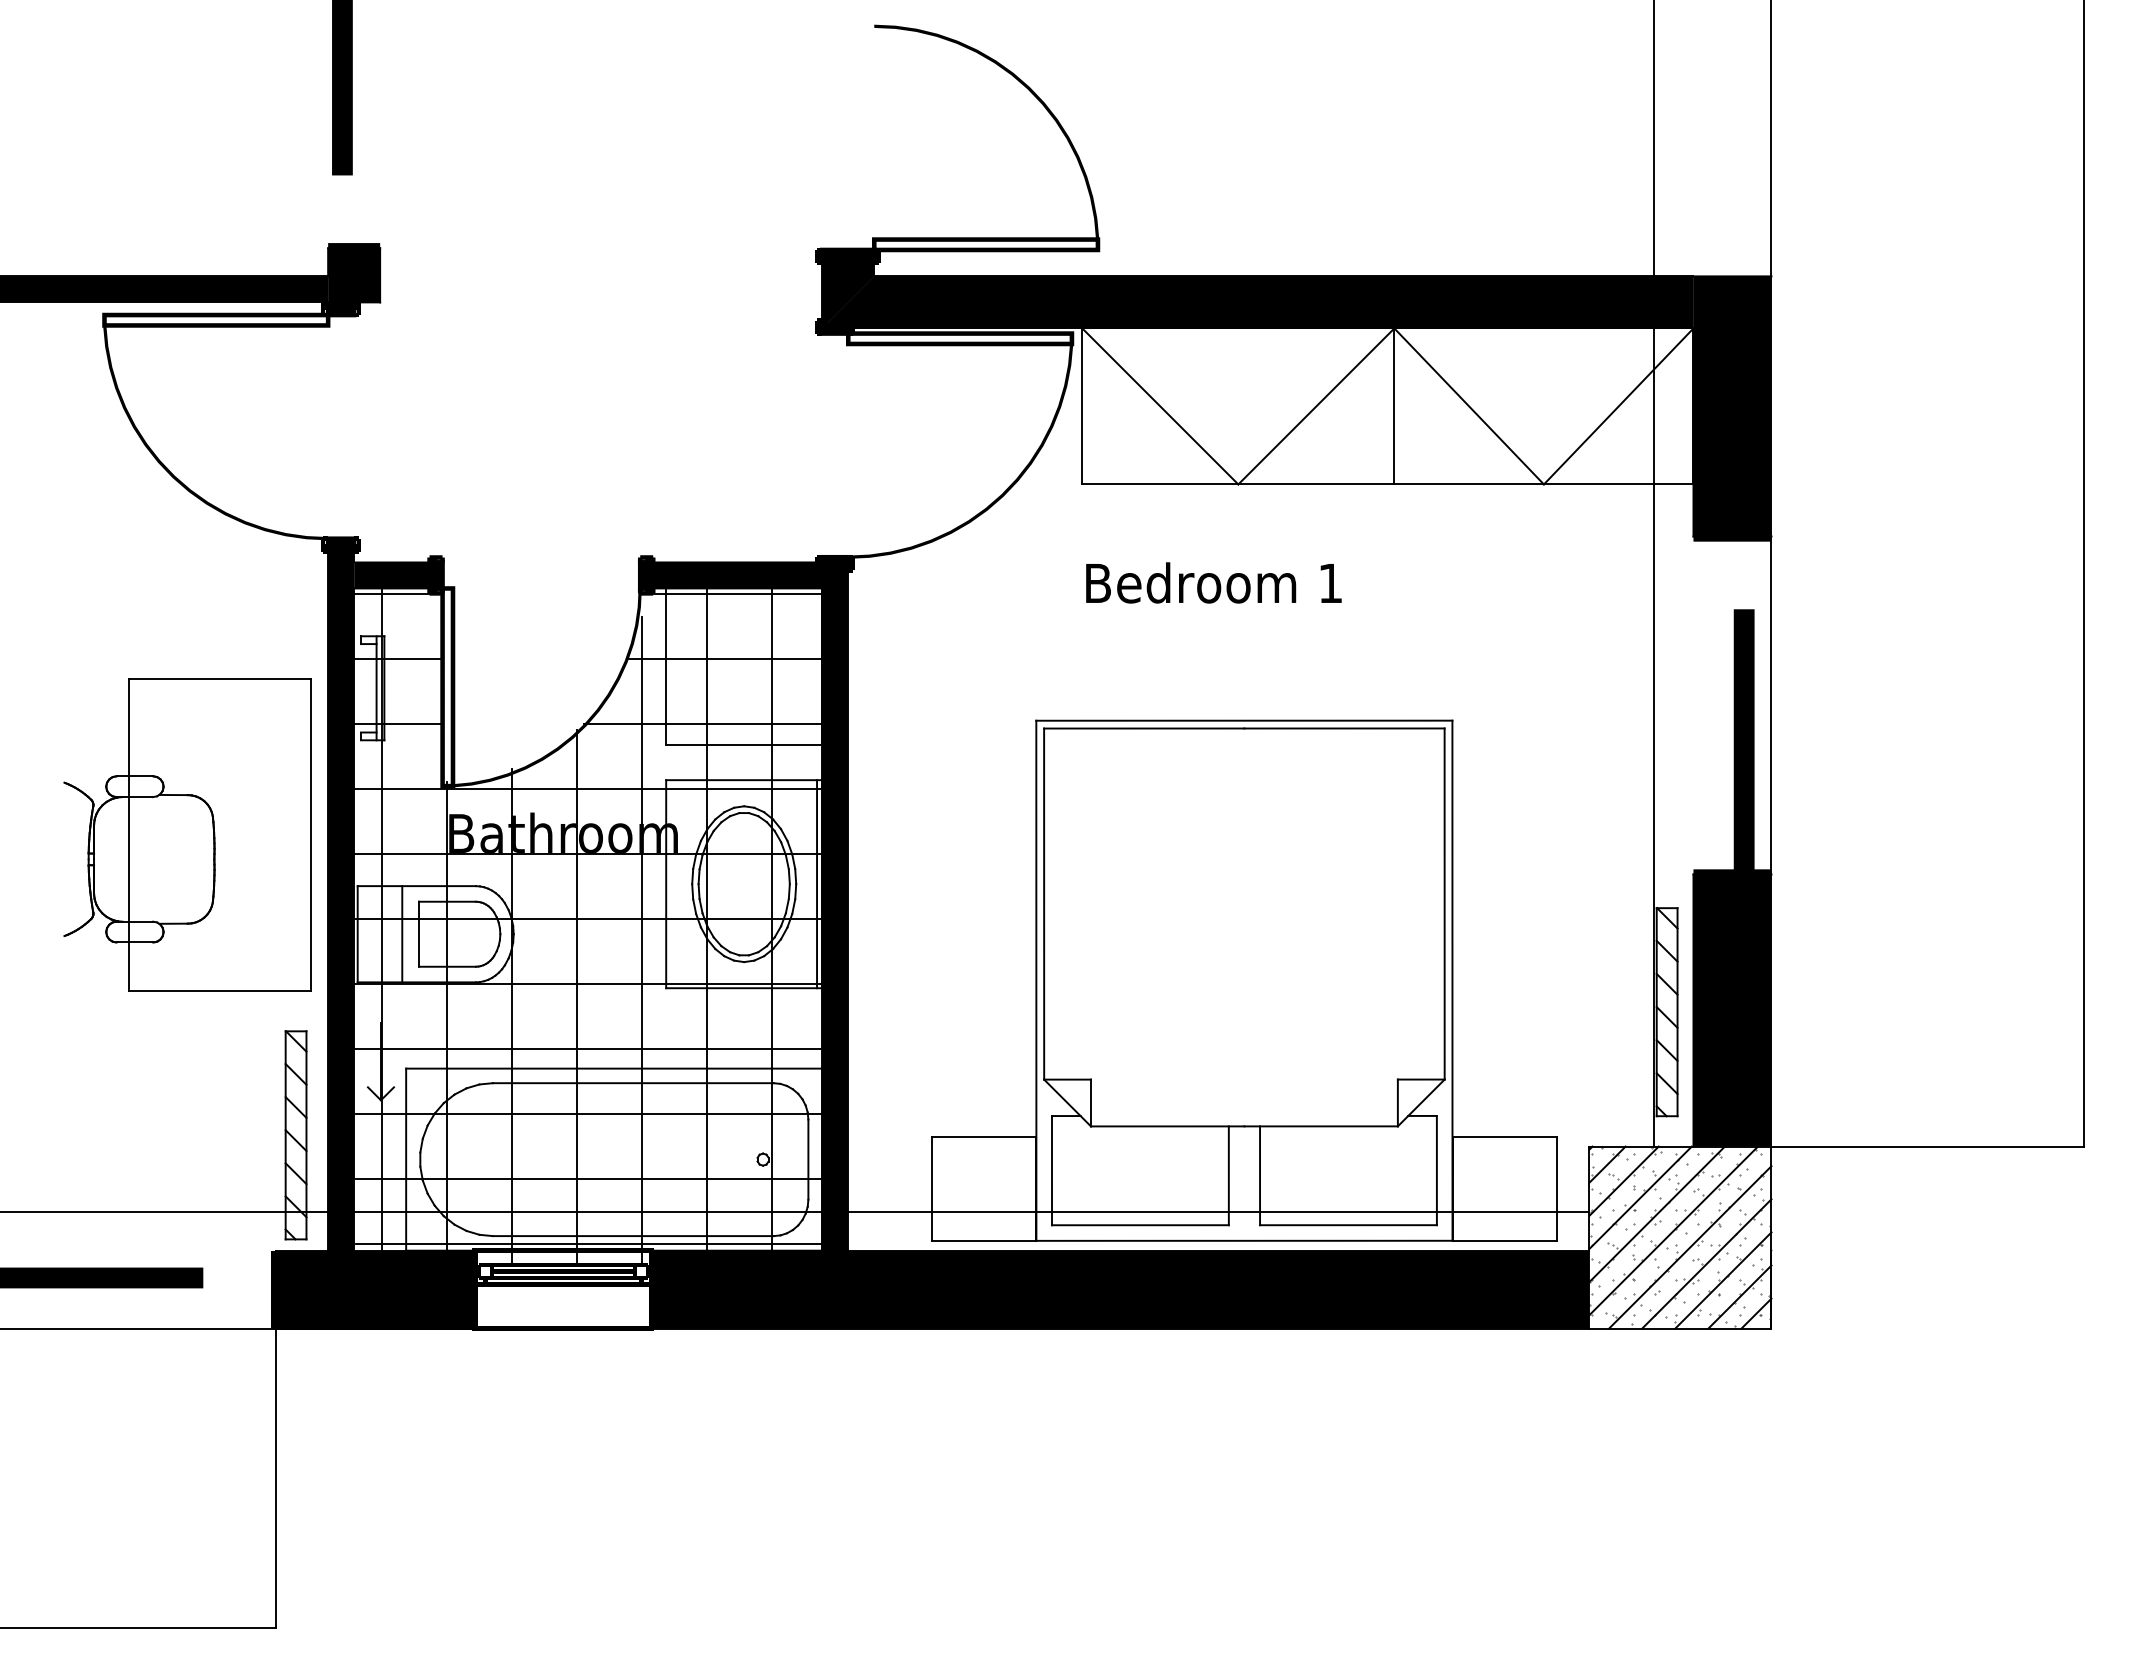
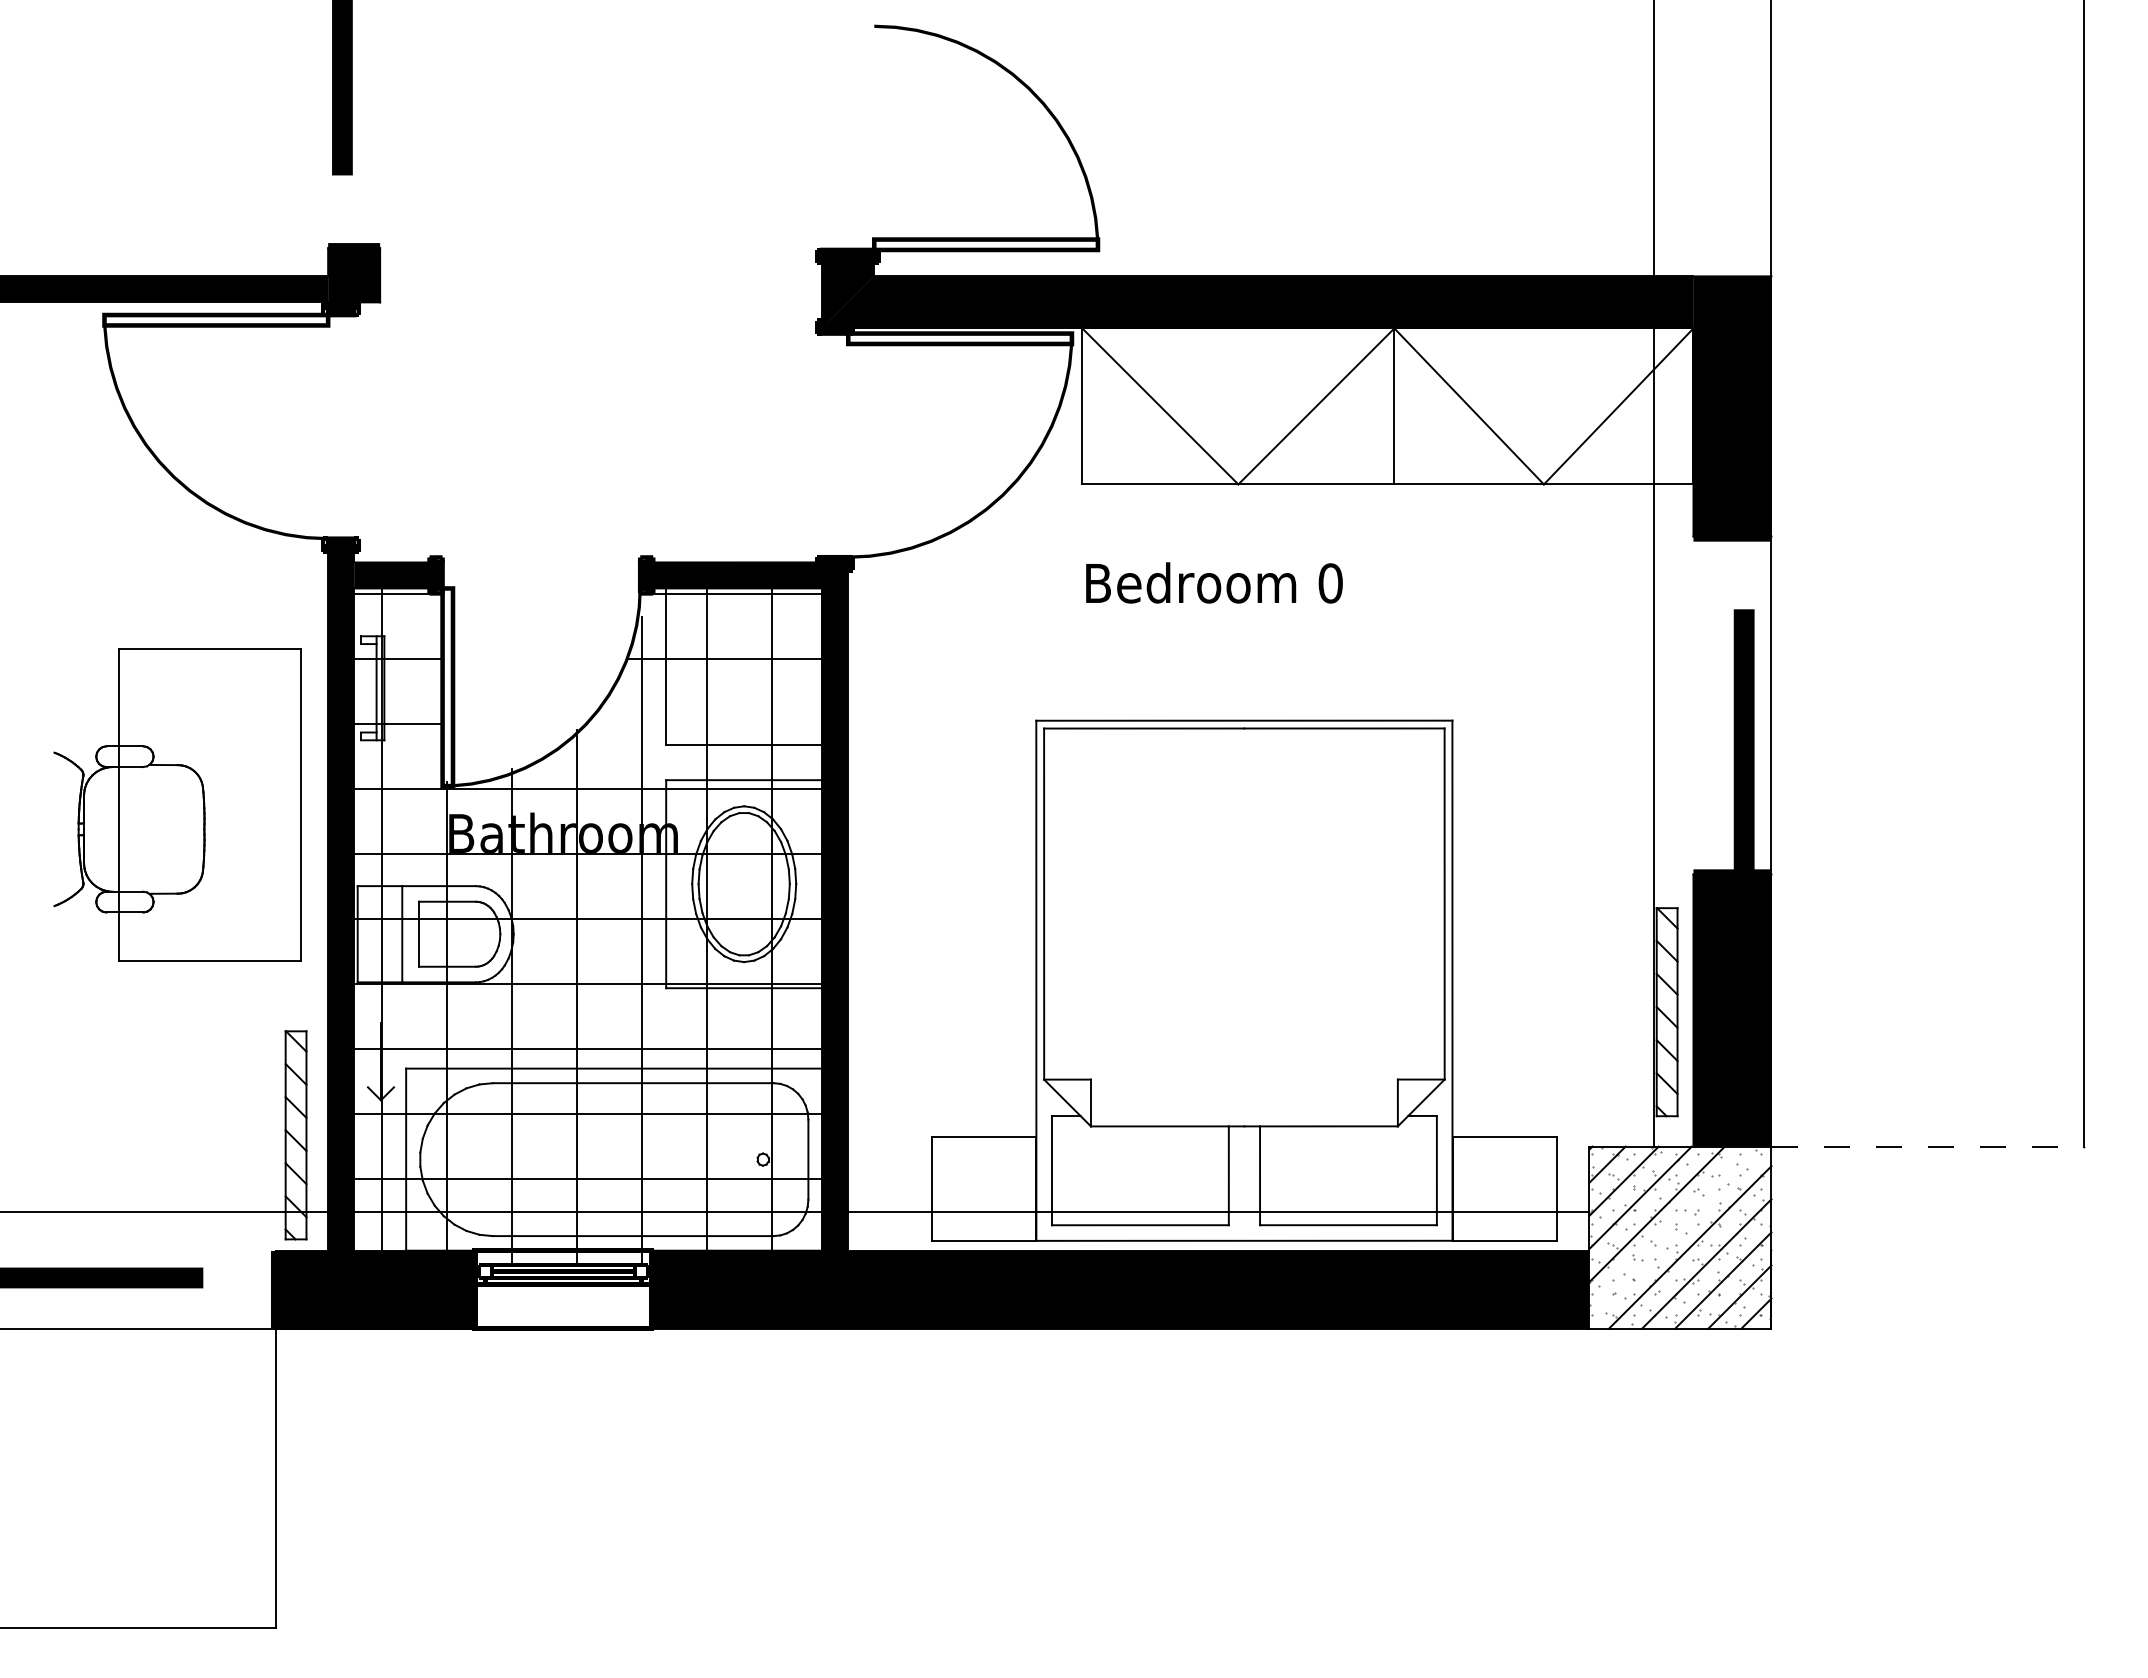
text: 1 -> 0 (1330, 583)
line: present -> none (702, 724)
part position: (187, 834) -> (177, 804) (177, 804)
line: present -> none (817, 884)
line: solid -> dashed (1928, 1146)
line: present -> none (1673, 1230)
line: present -> none (588, 1244)
